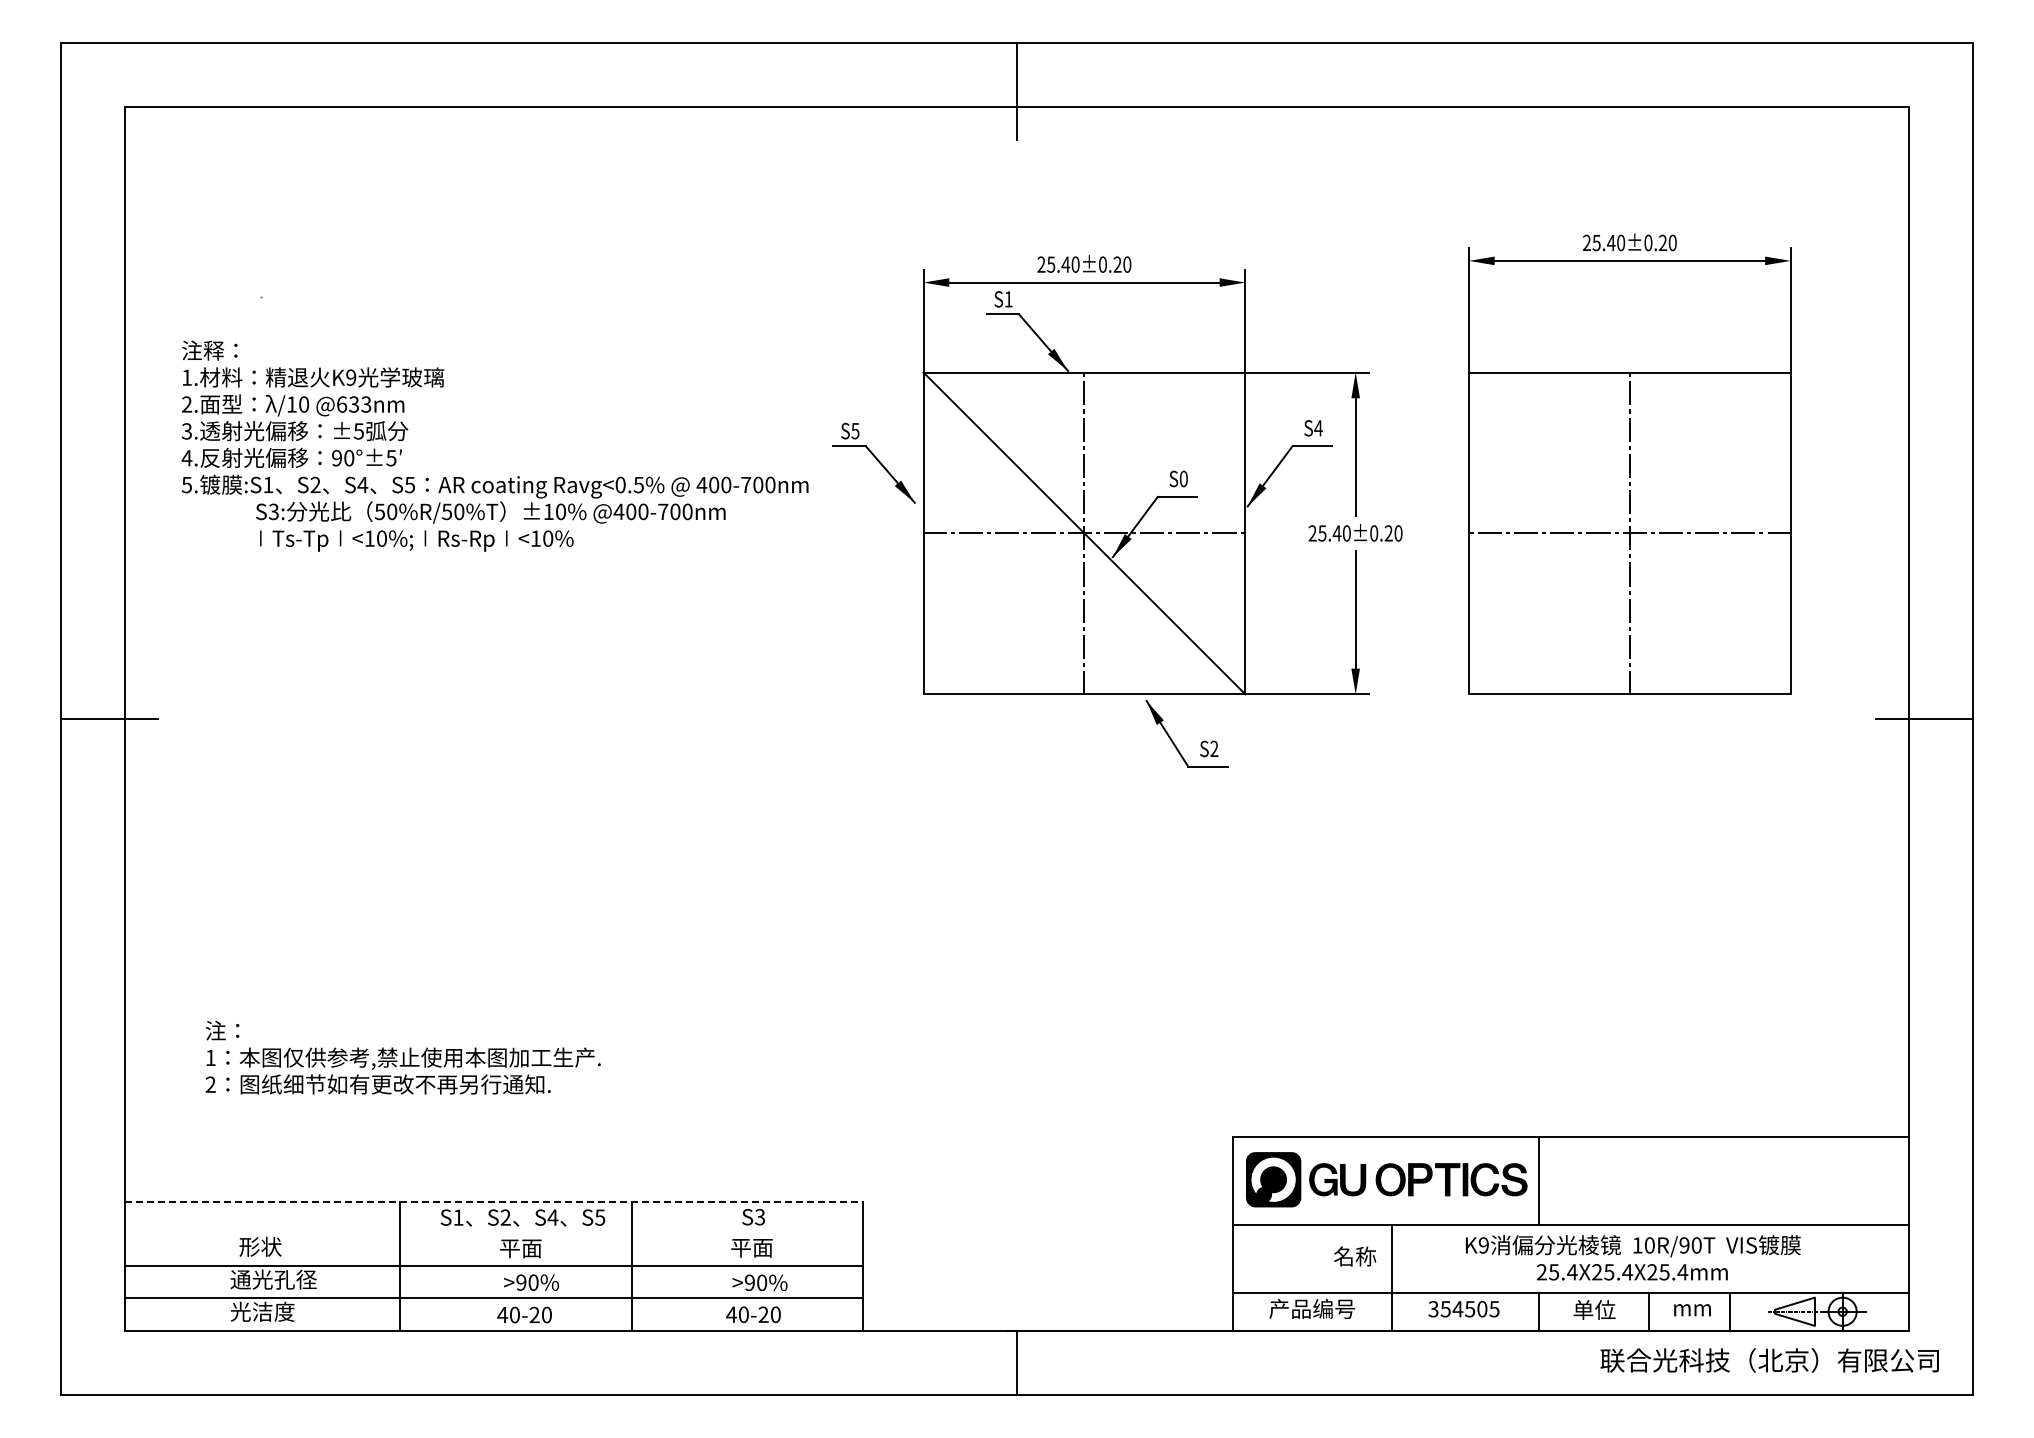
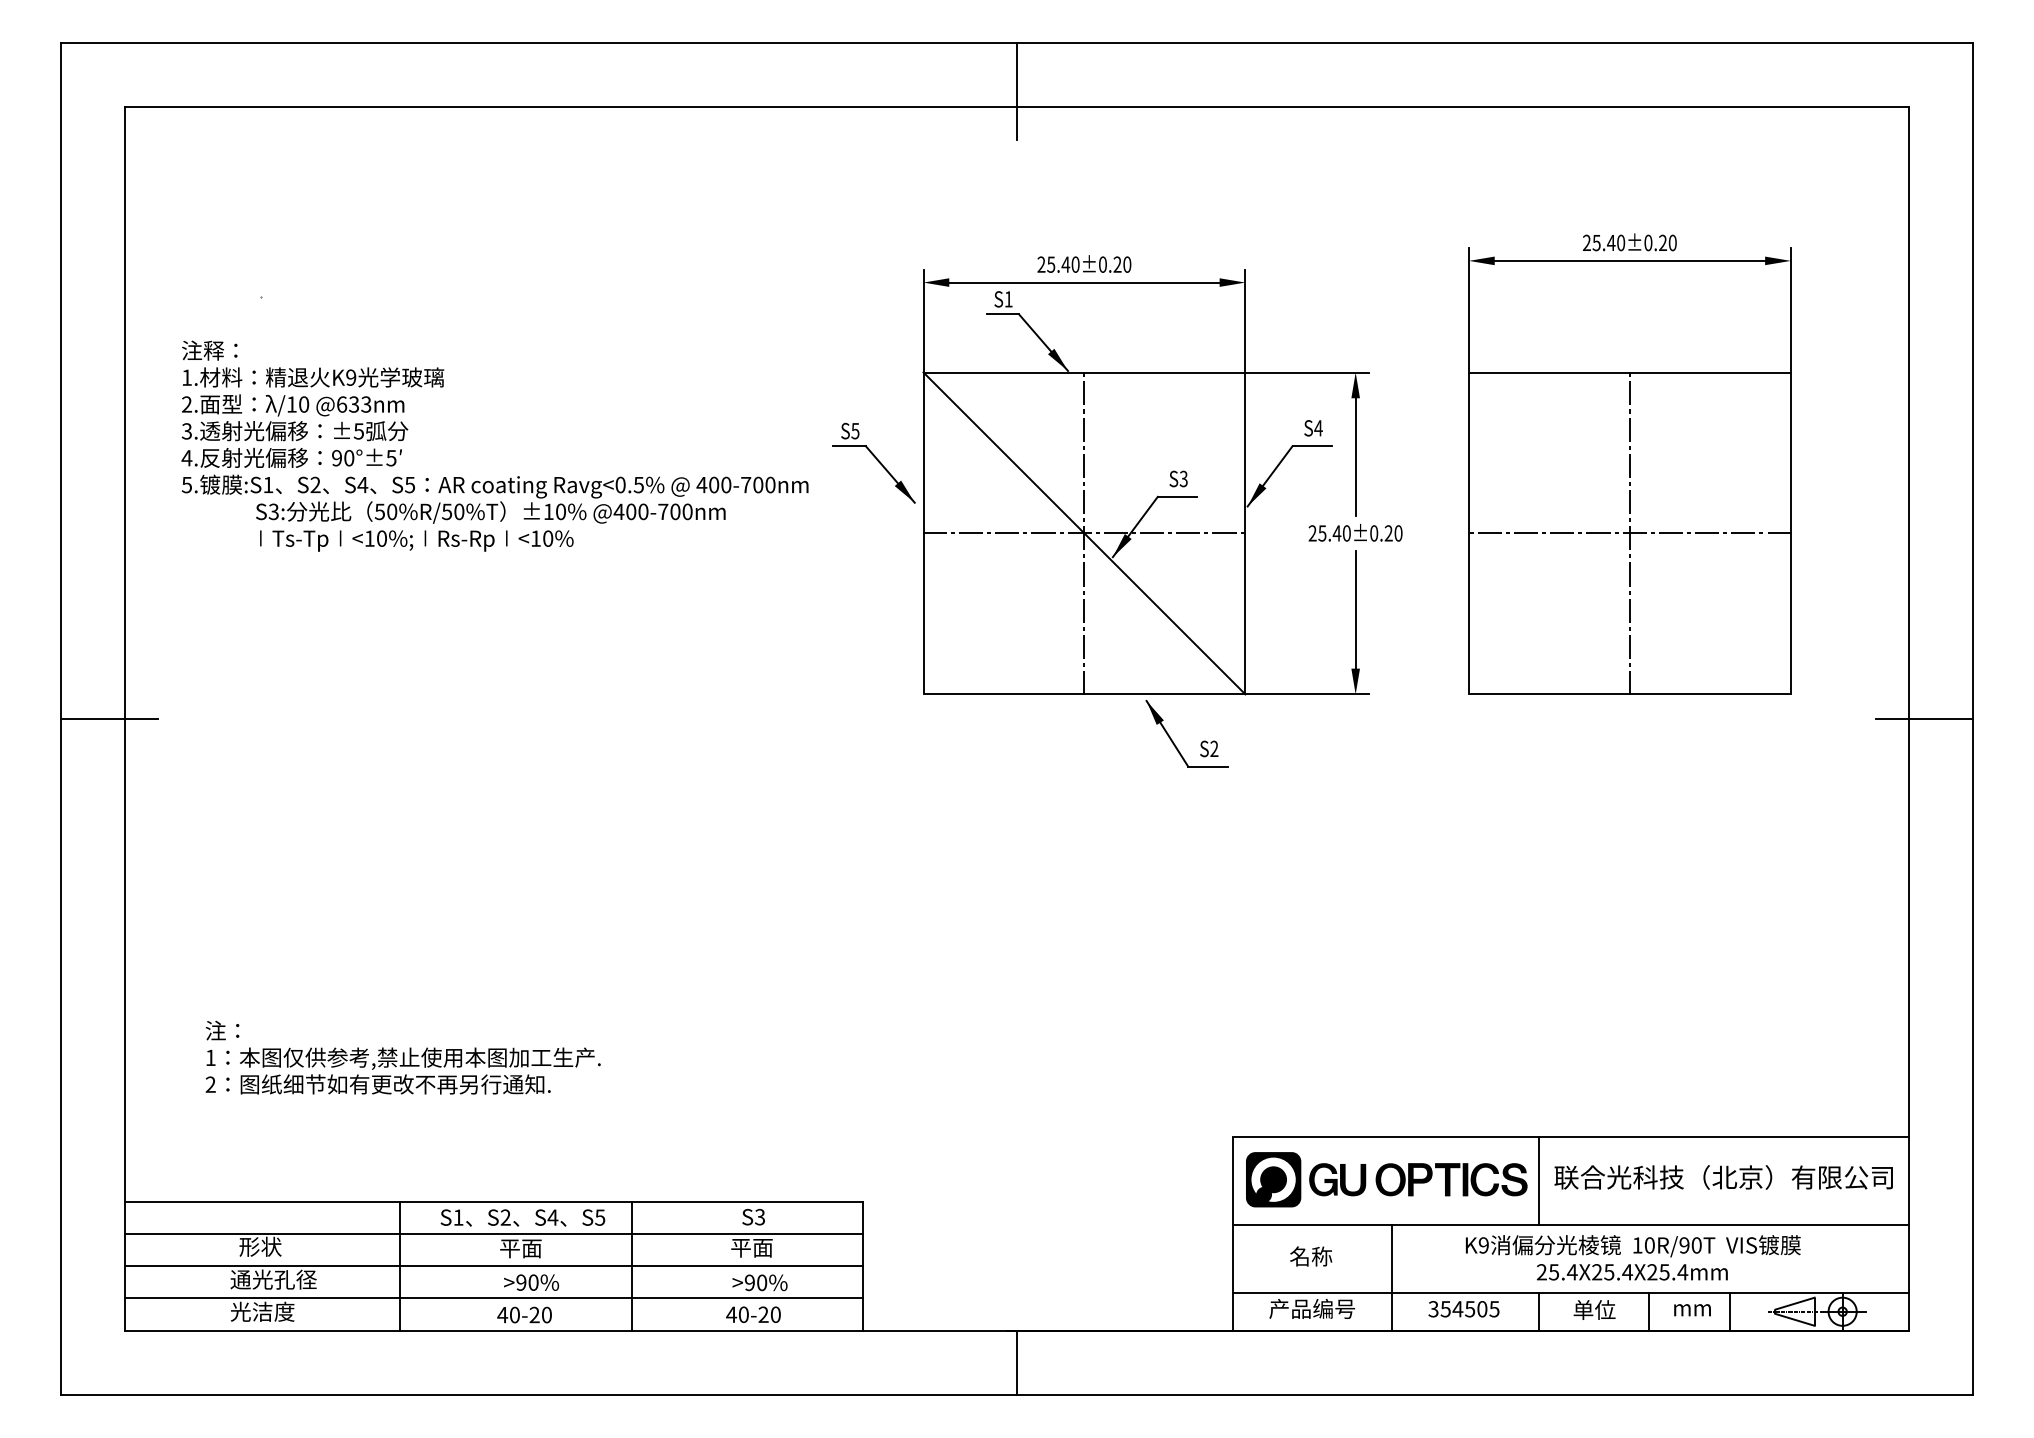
text: S0 -> S3 (1183, 478)
line: dashed -> solid (494, 1201)
line: none -> present (494, 1234)
text position: (1355, 1256) -> (1311, 1256) (1311, 1256)
text position: (1769, 1360) -> (1723, 1177) (1723, 1177)
